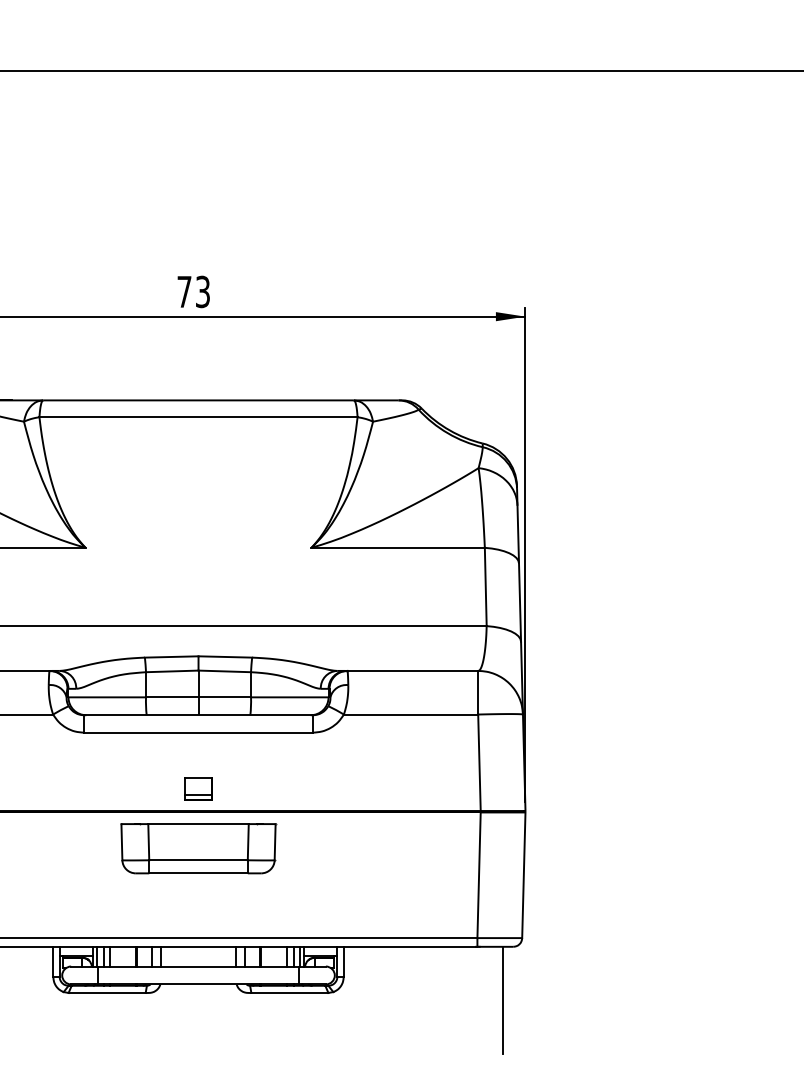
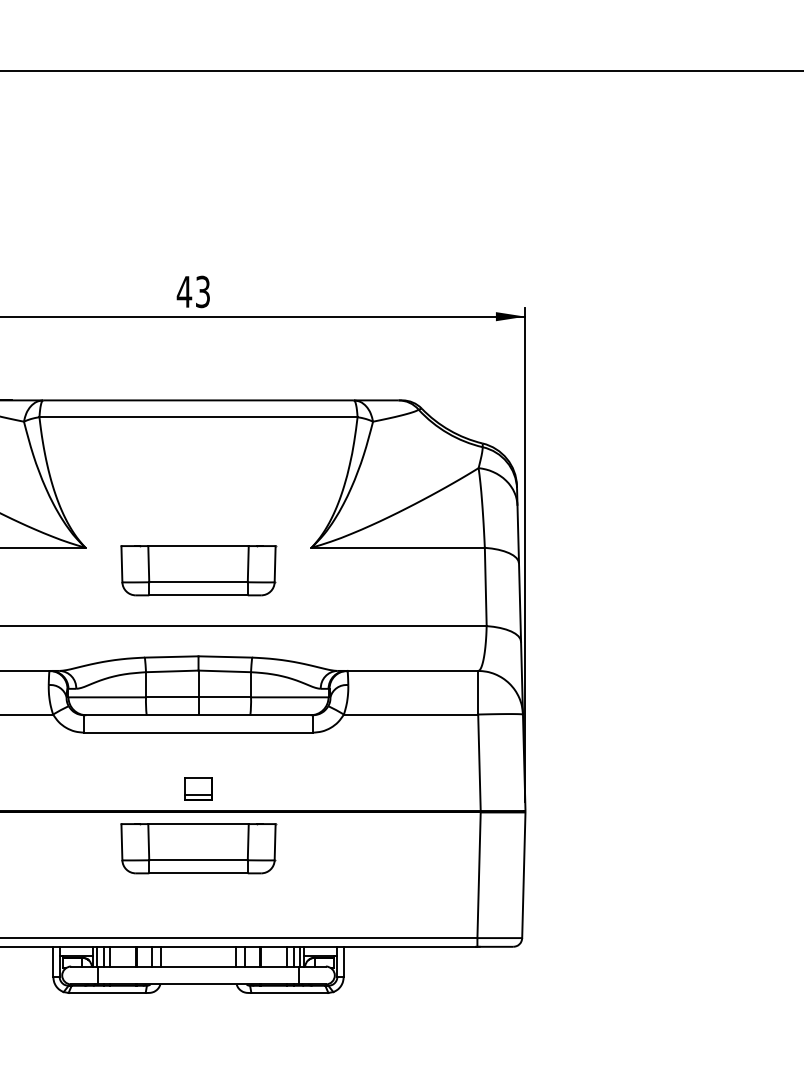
text: 73 -> 43 (184, 291)
part: none -> present (198, 570)
line: present -> none (503, 1000)
